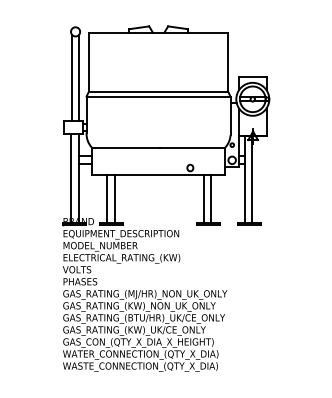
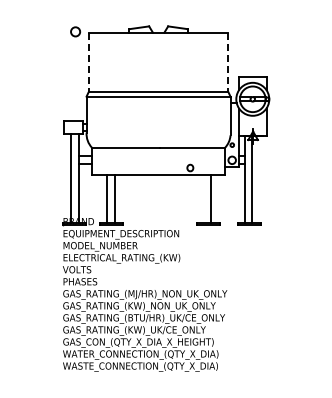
line: solid -> dashed (88, 62)
line: solid -> dashed (228, 62)
line: present -> none (71, 77)
line: present -> none (79, 77)
line: present -> none (203, 198)
